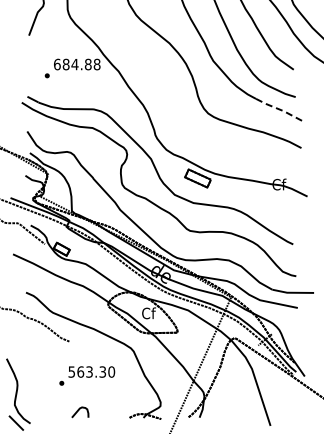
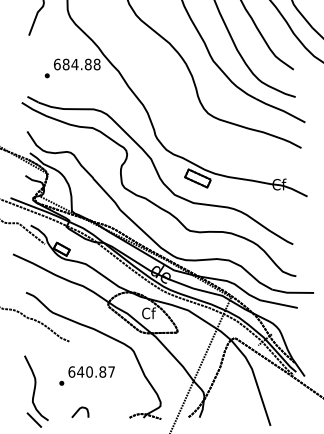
line: dashed -> solid (281, 110)
text: 563.30 -> 640.87 (91, 371)
part position: (18, 394) -> (36, 391) (36, 391)
